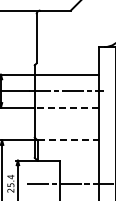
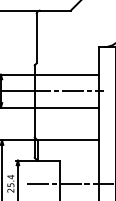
line: dashed -> solid (66, 107)
line: dashed -> solid (68, 140)
